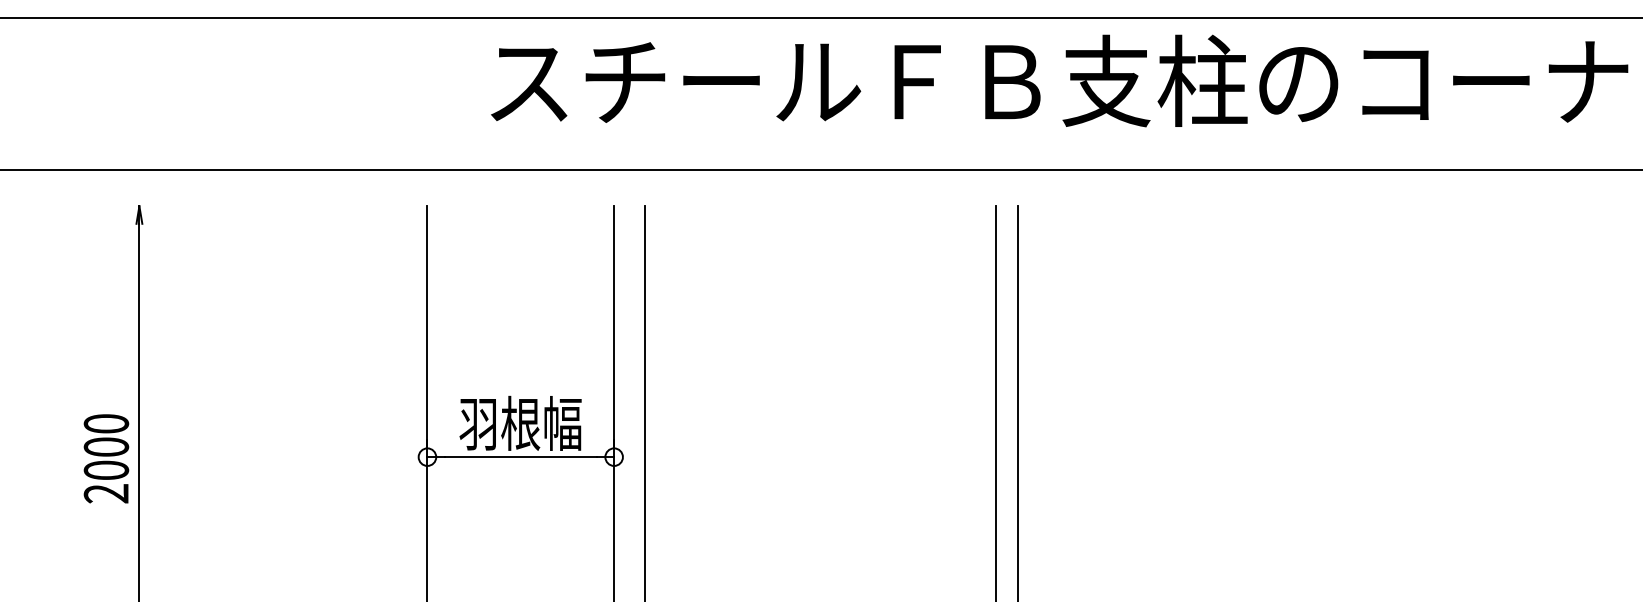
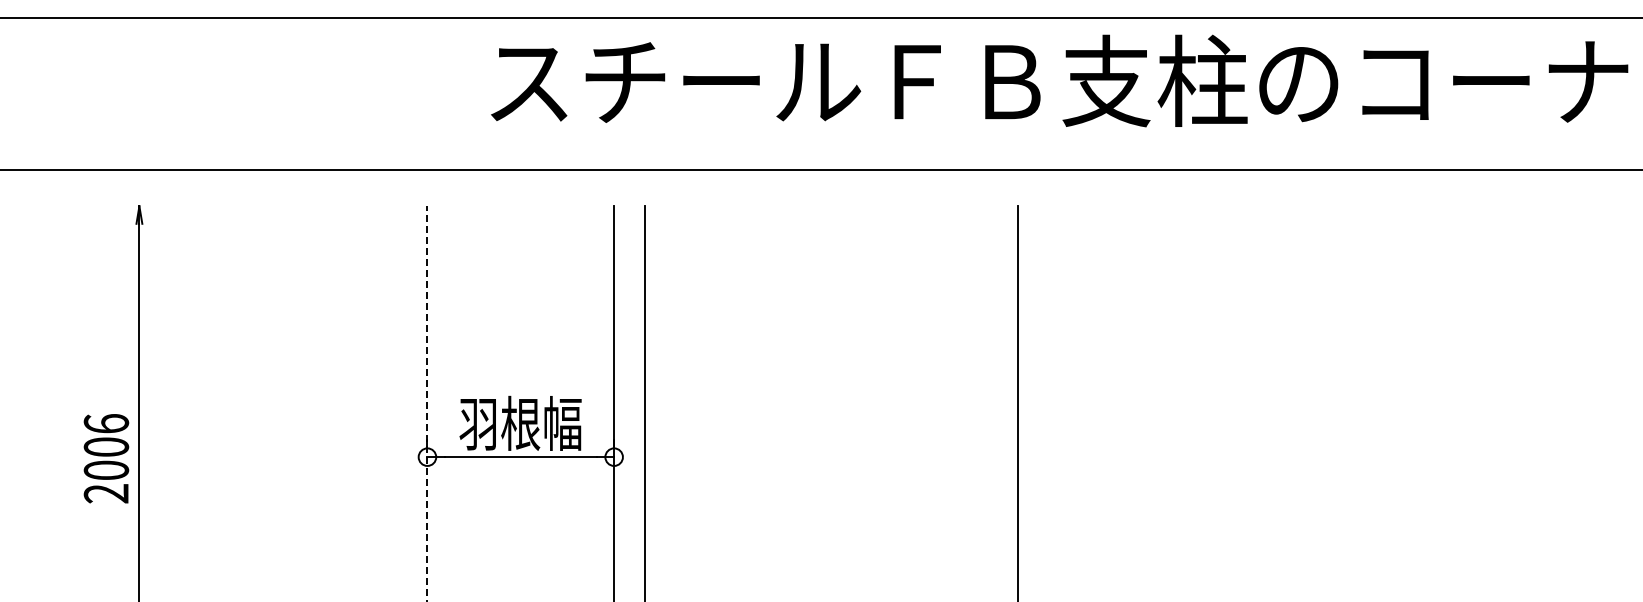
line: present -> none (996, 402)
line: solid -> dashed (427, 404)
text: 2000 -> 2006 (106, 423)
